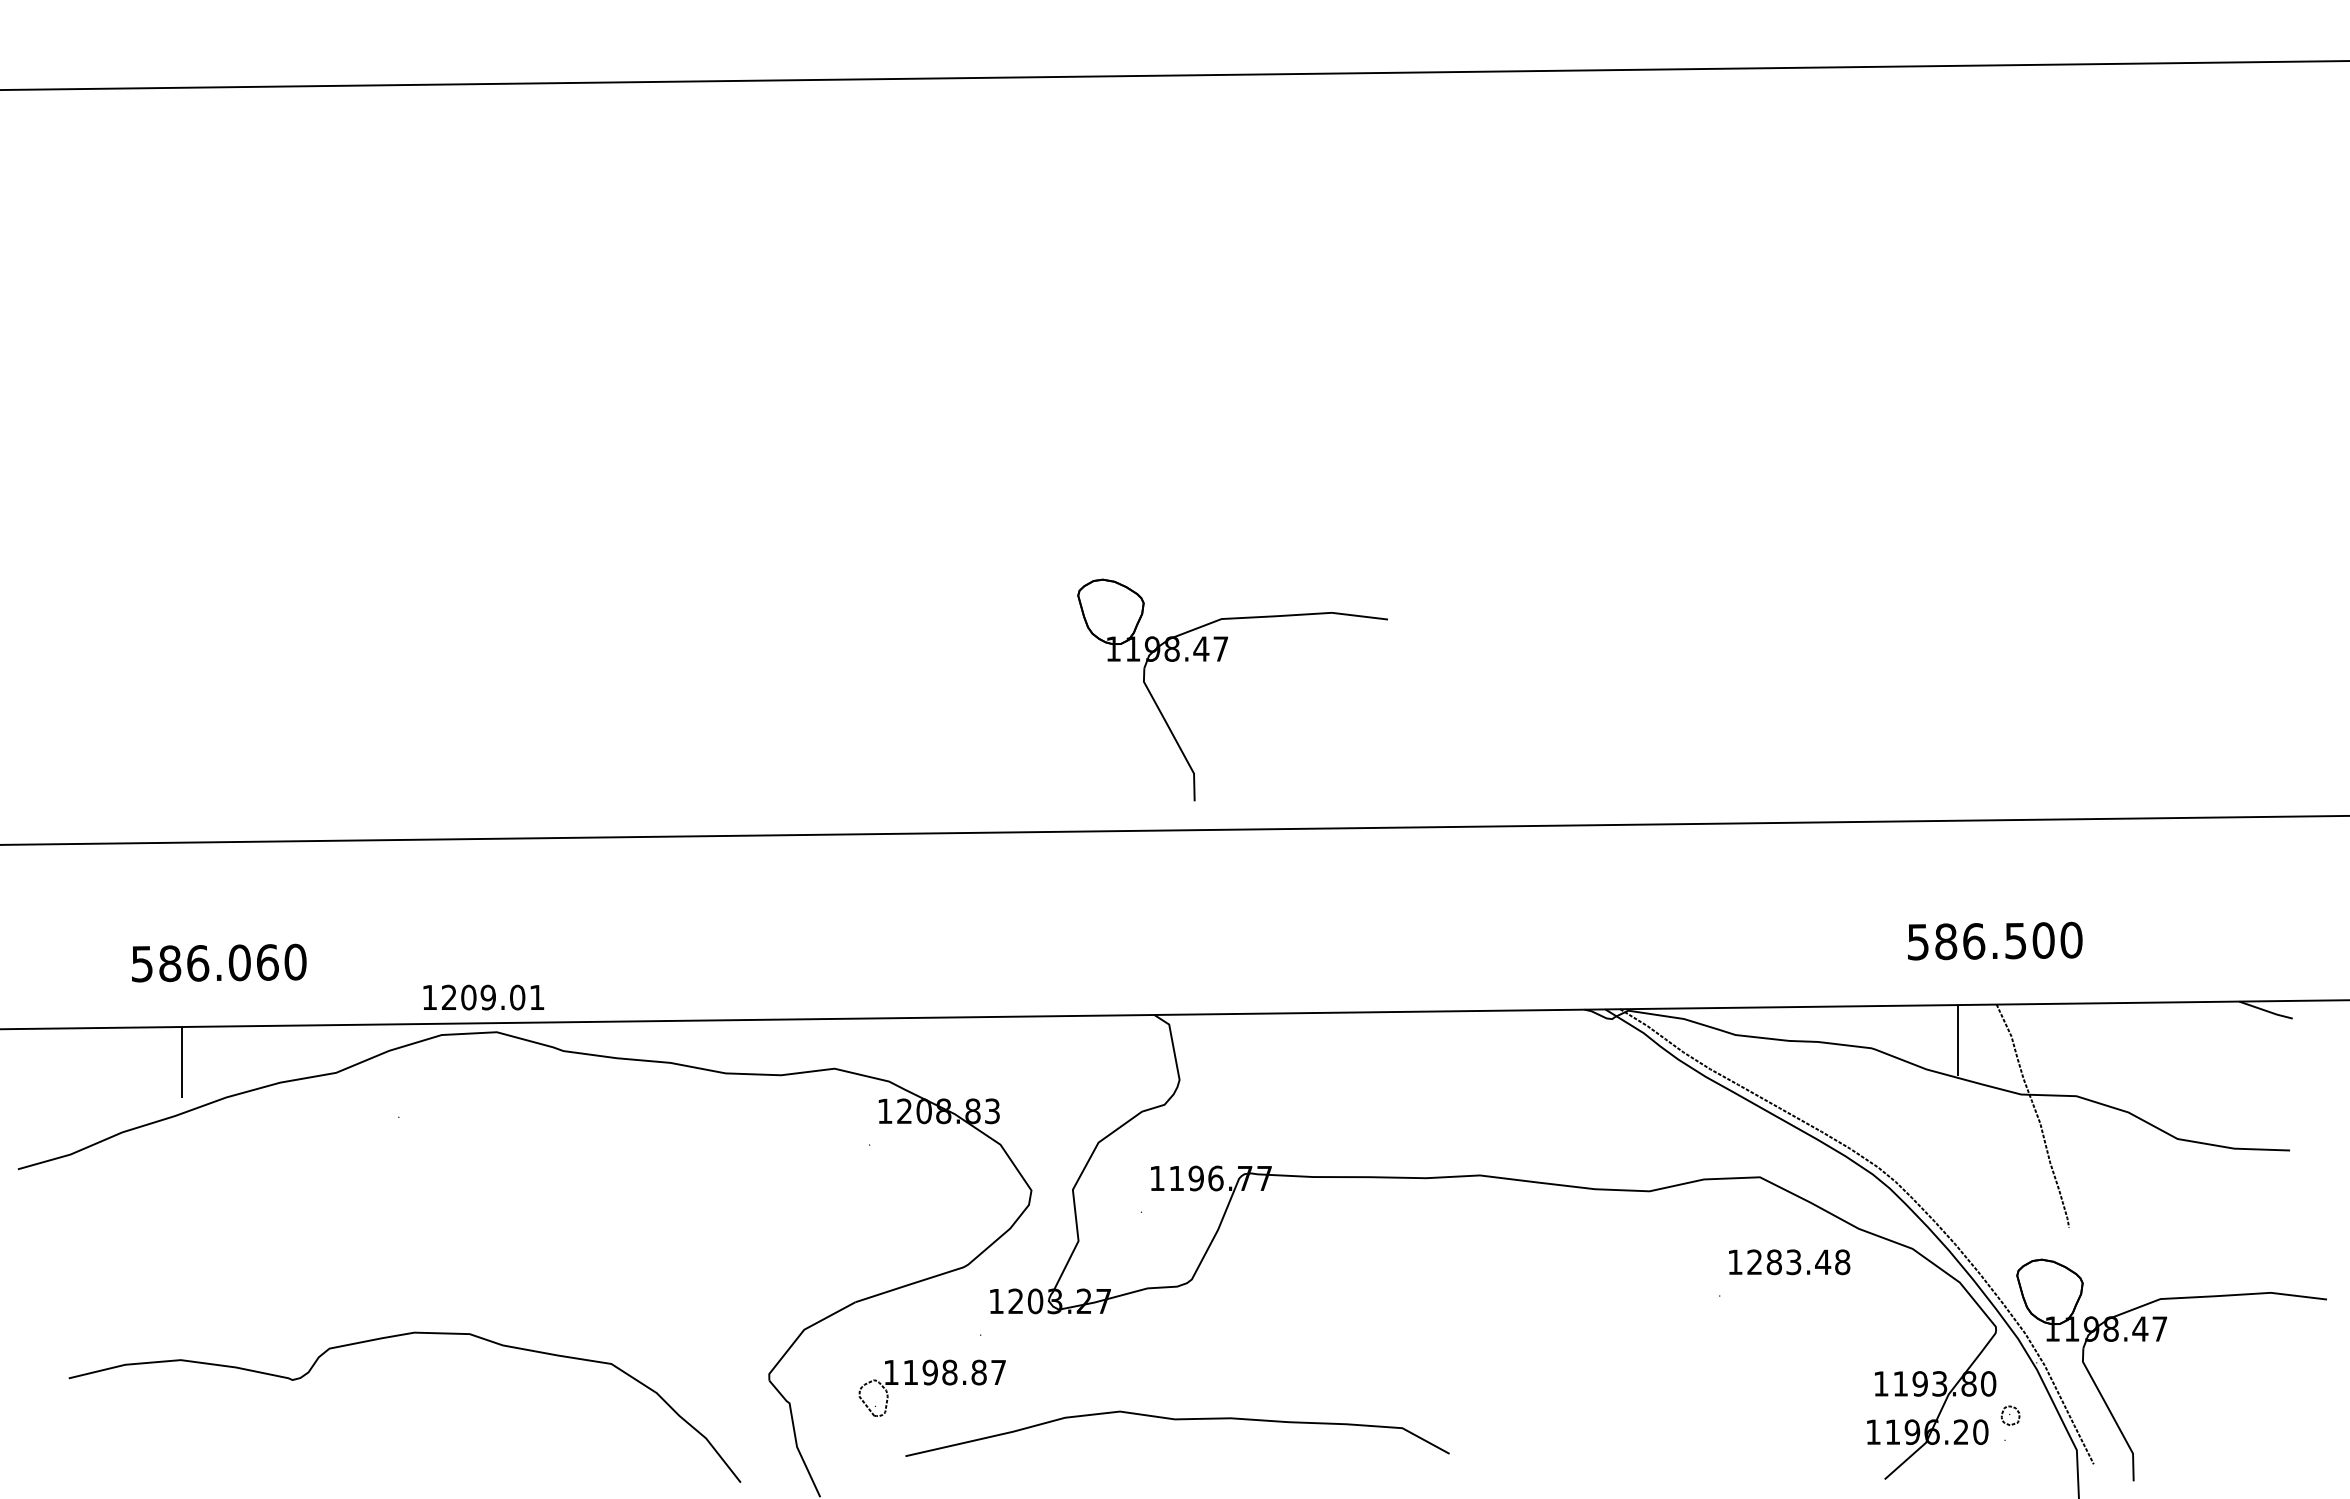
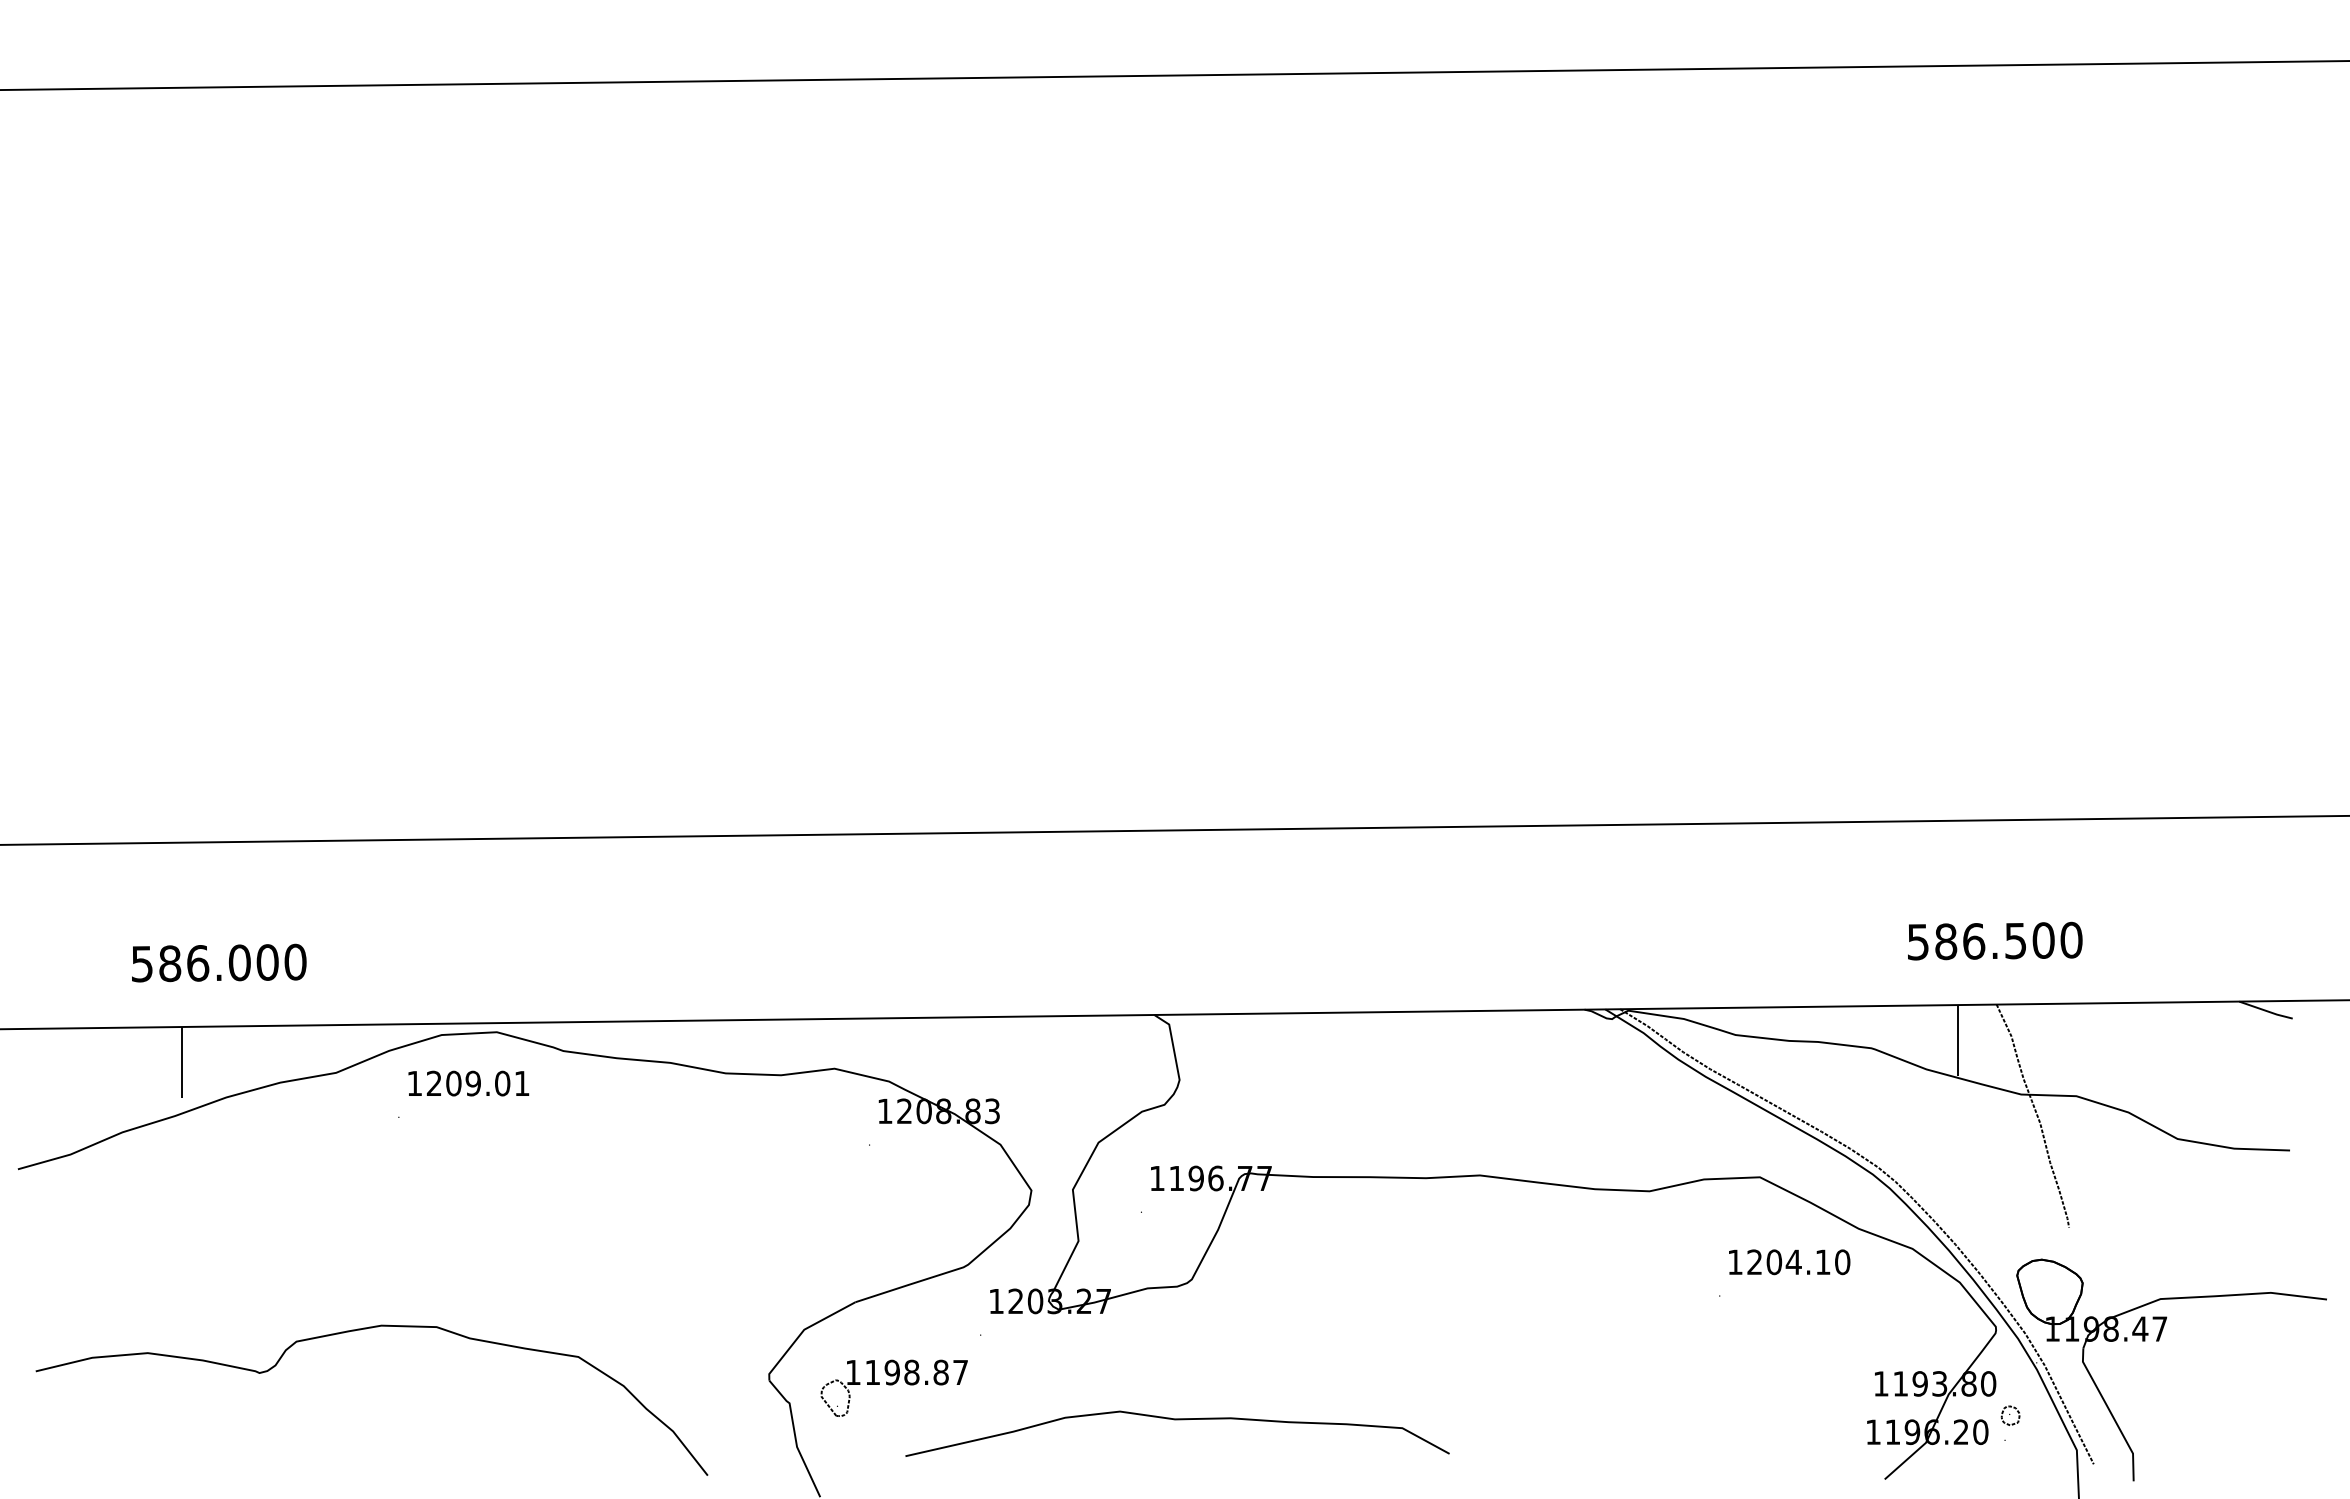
part: present -> none (1219, 661)
text: 586.060 -> 586.000 (267, 962)
text position: (483, 997) -> (468, 1083) (468, 1083)
text: 1283.48 -> 1204.10 (1808, 1262)
curve position: (393, 1337) -> (360, 1330) (360, 1330)
part position: (931, 1387) -> (893, 1387) (893, 1387)
